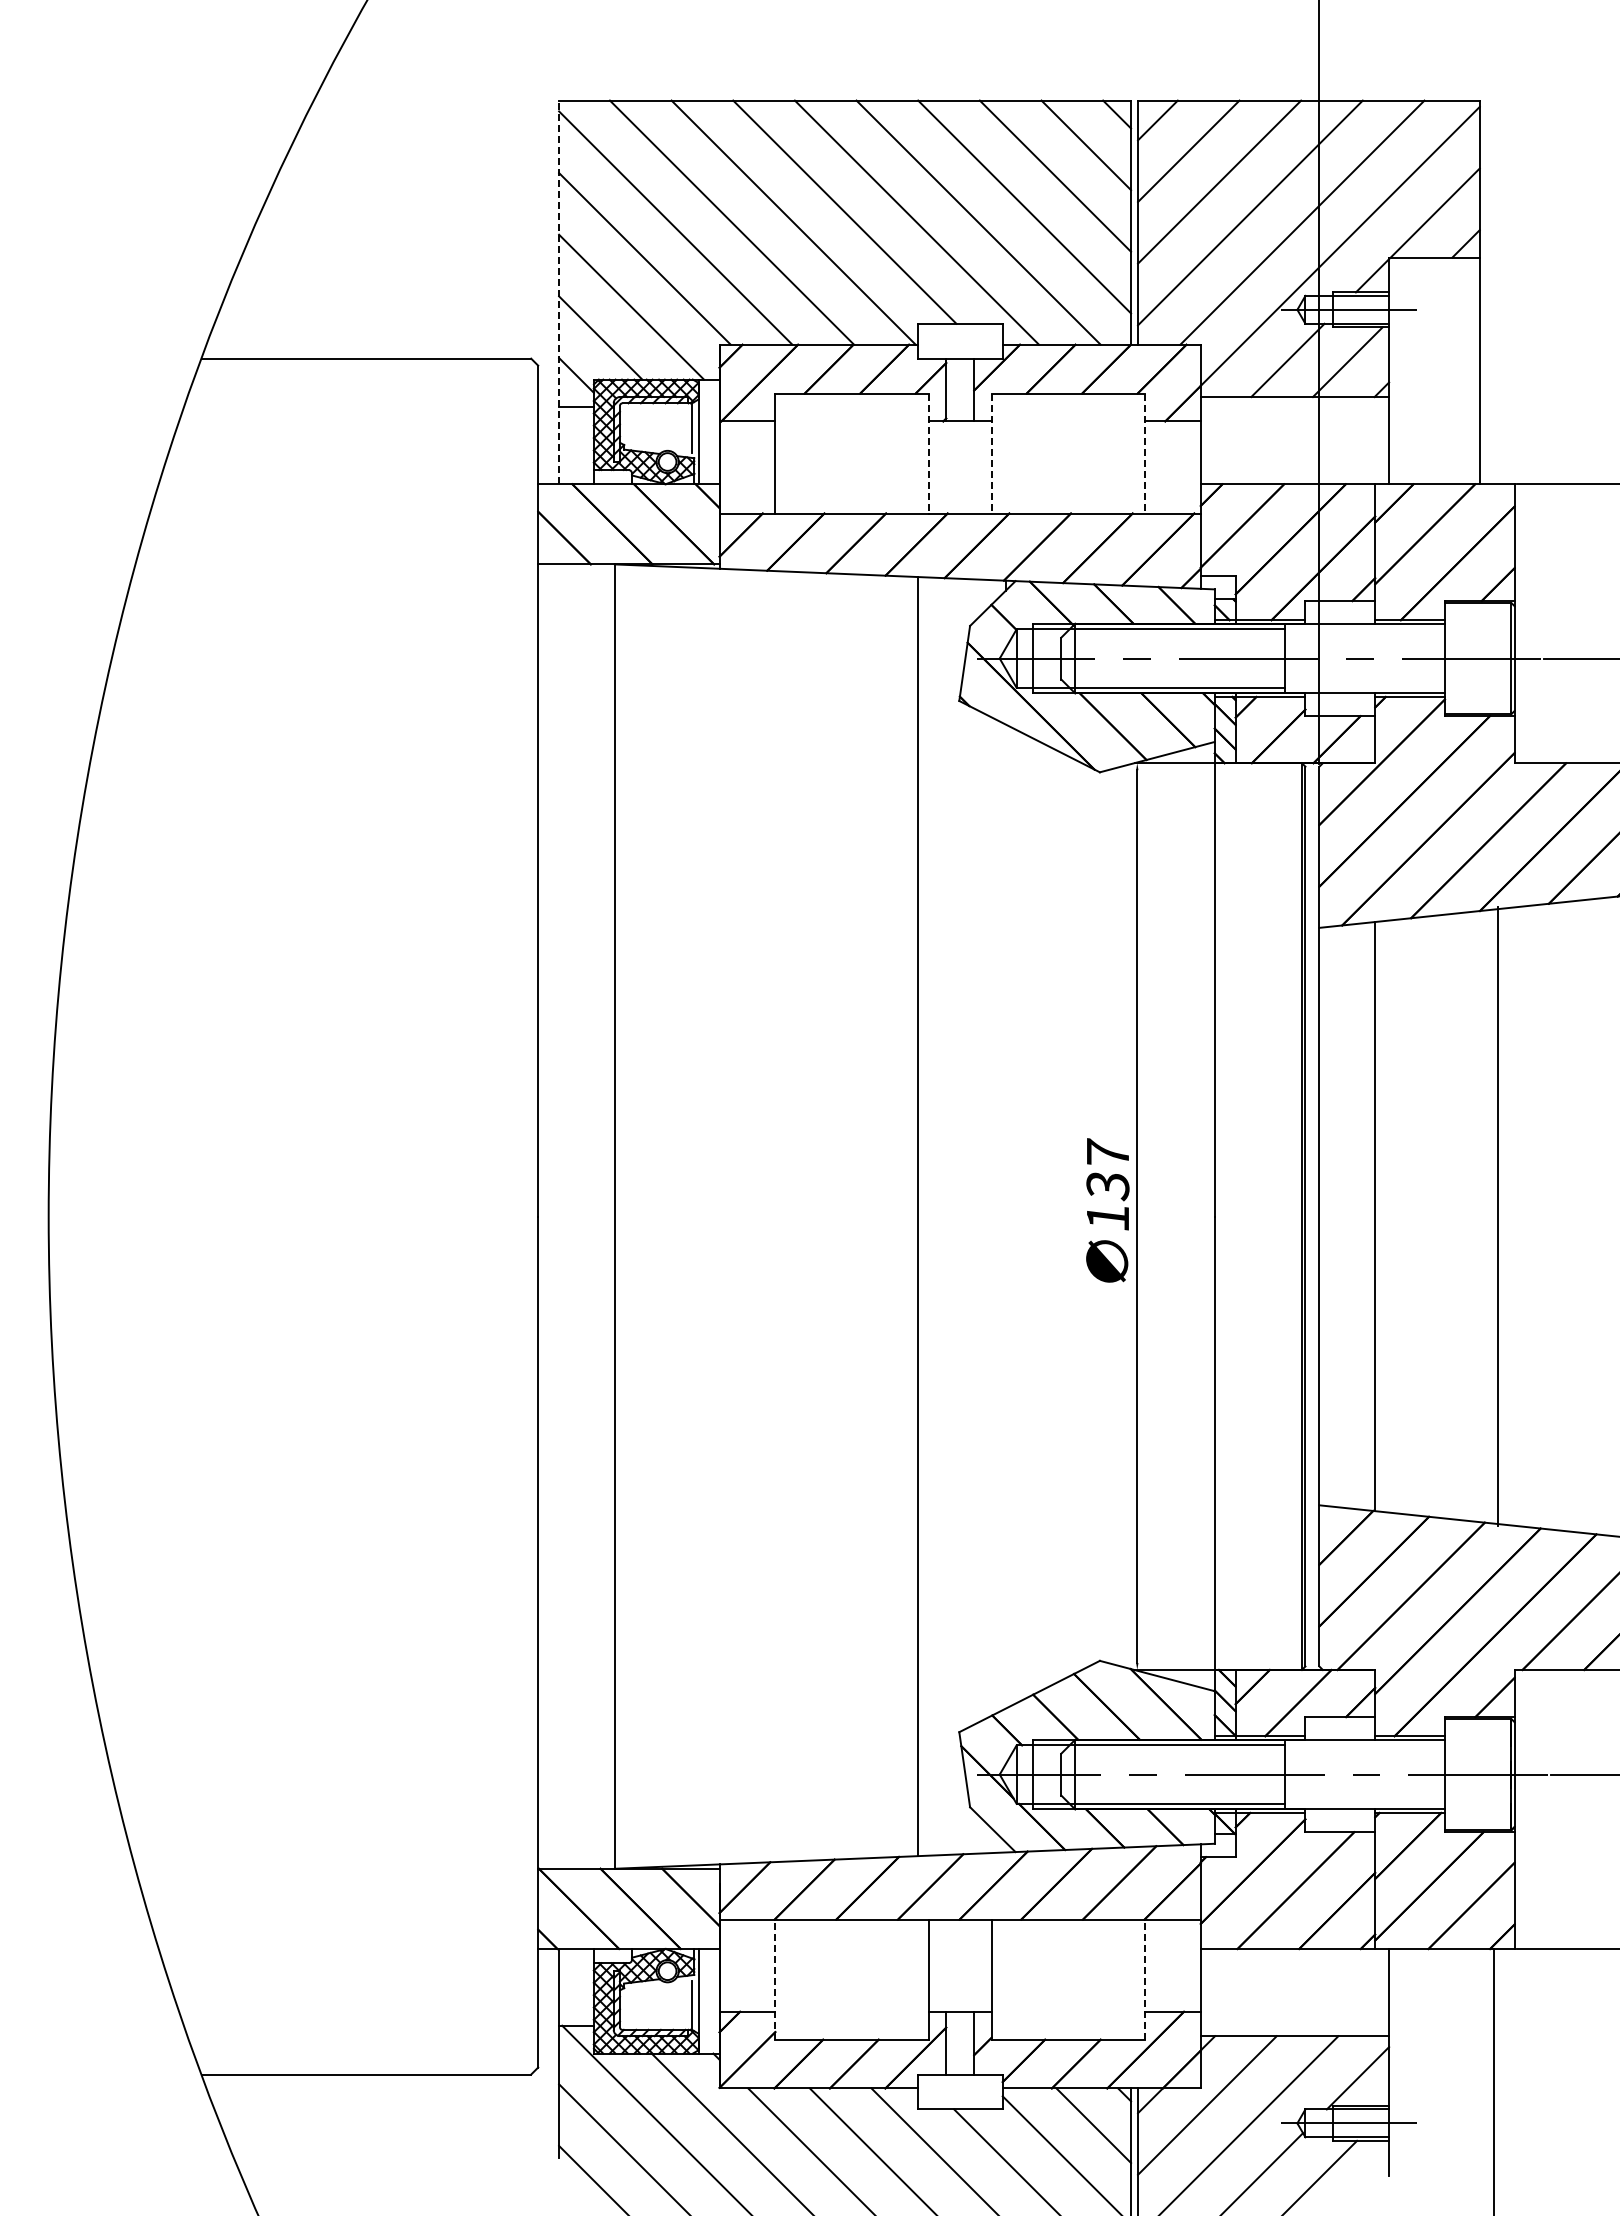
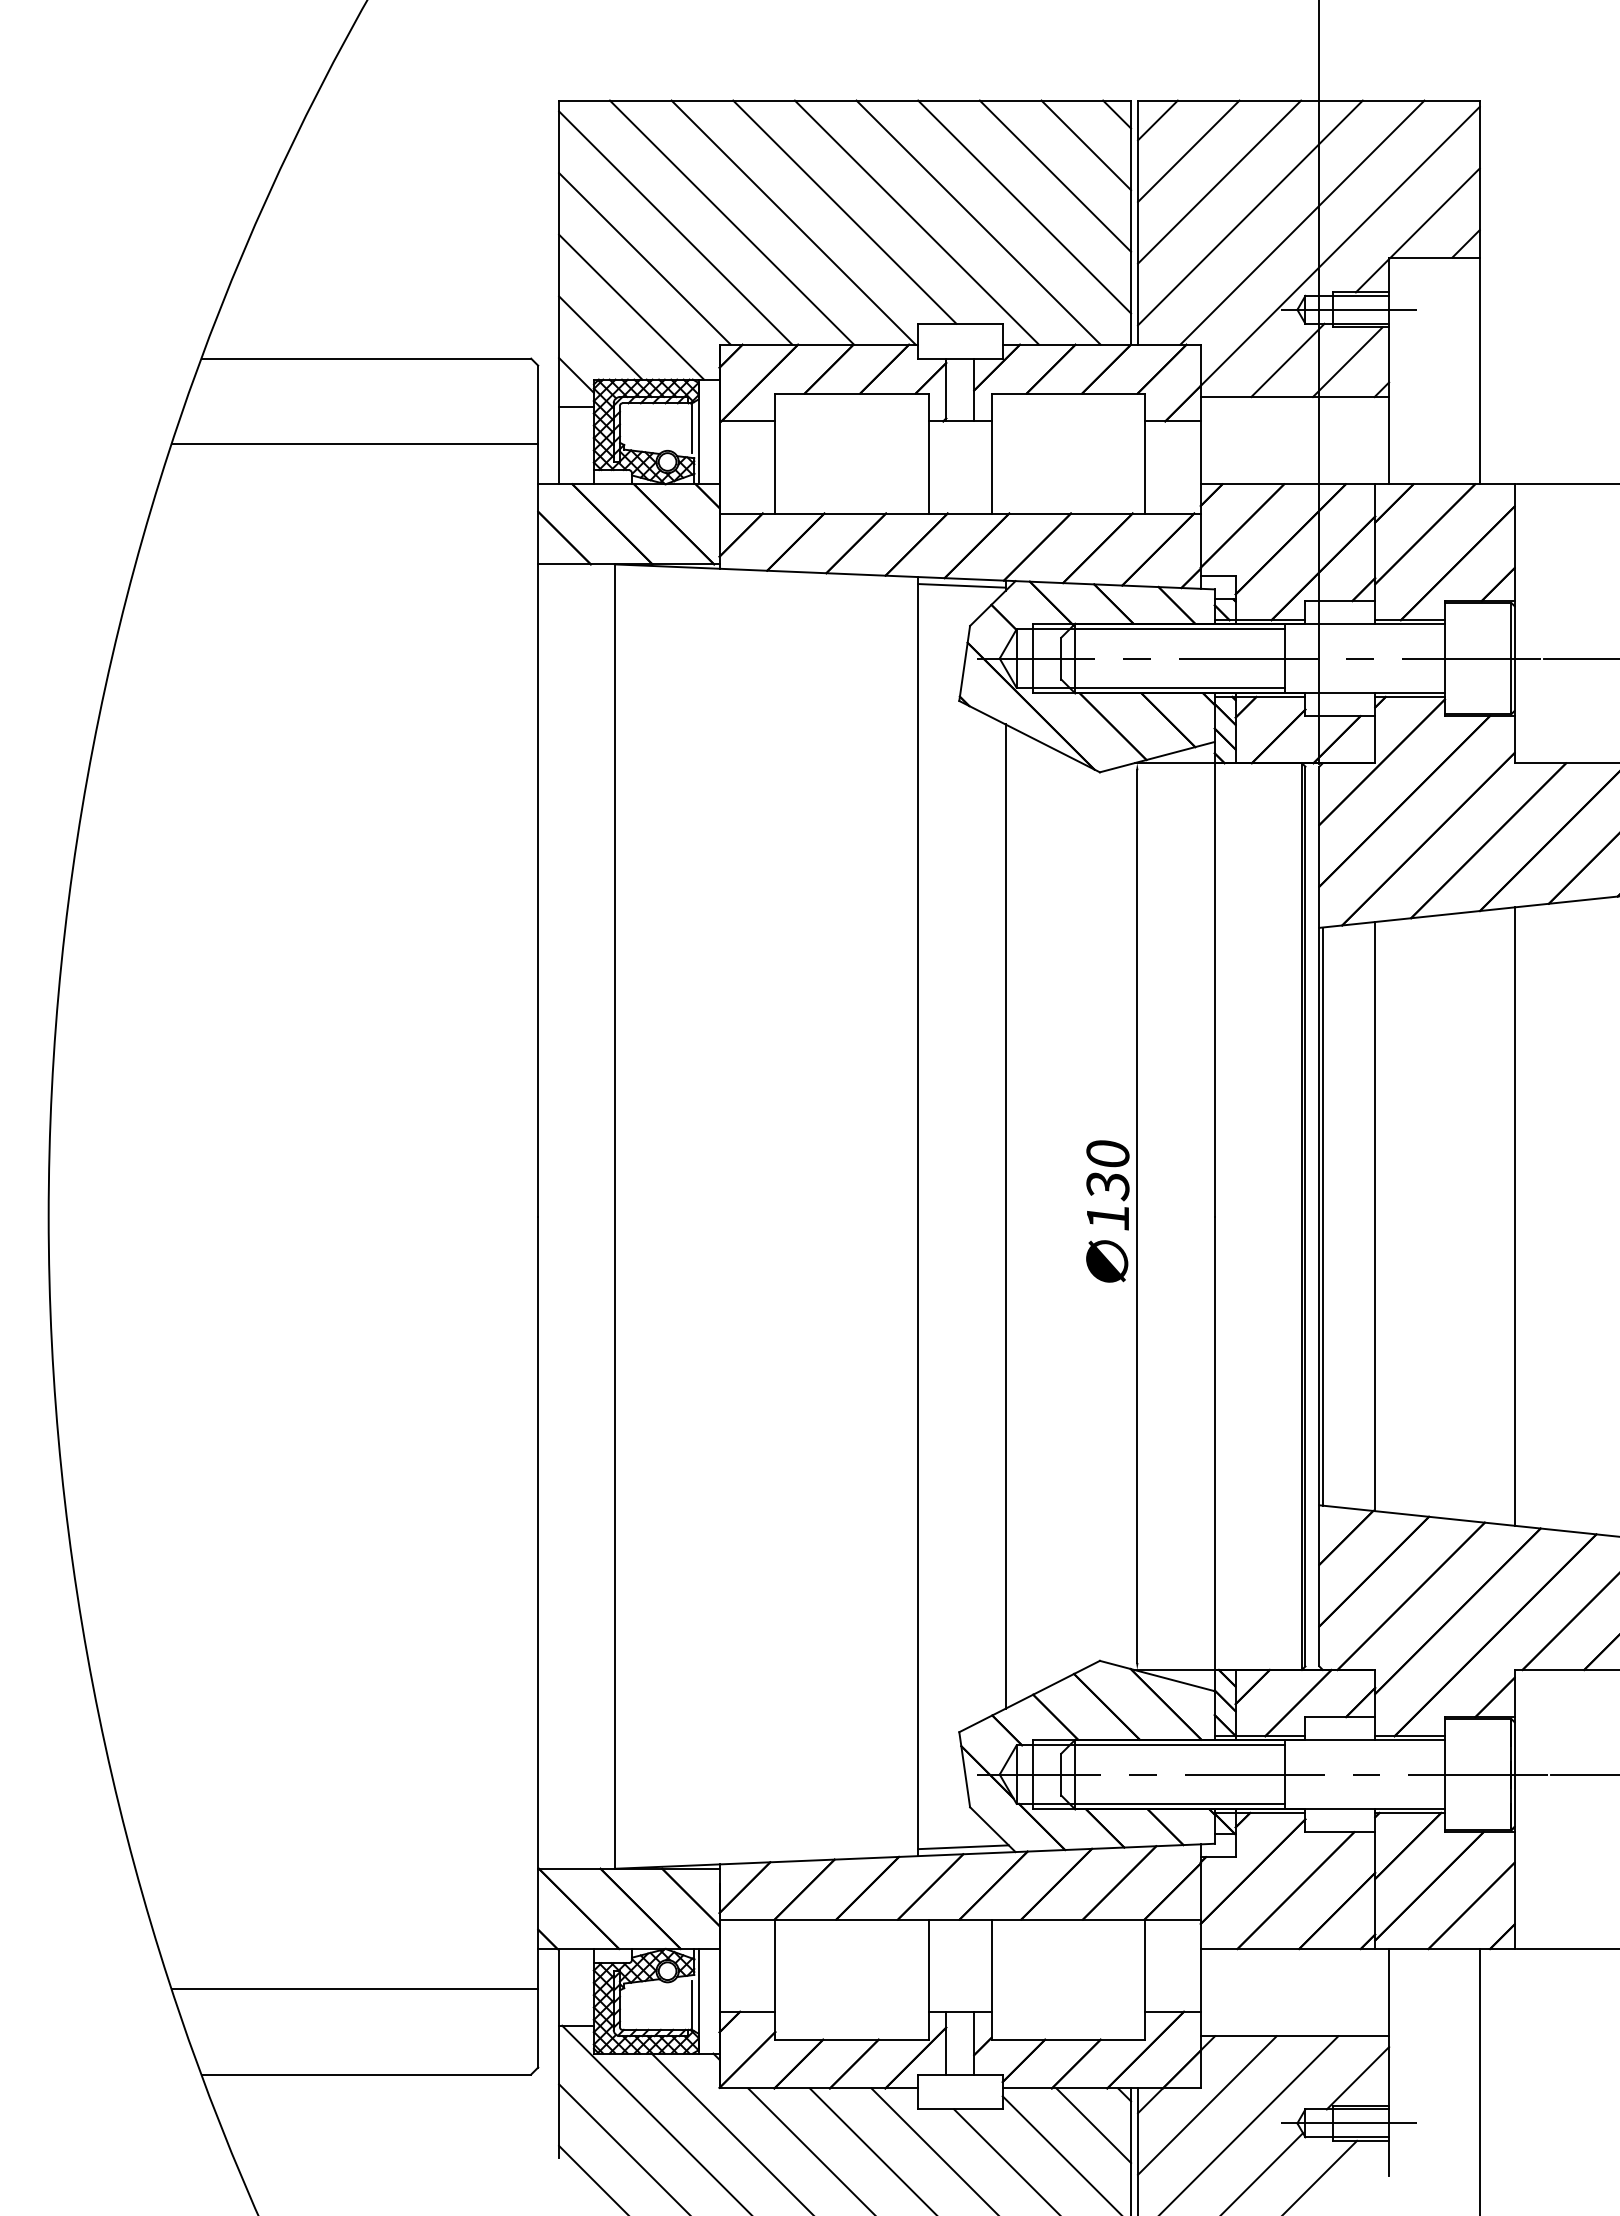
line: dashed -> solid (559, 292)
line: none -> present (355, 444)
line: dashed -> solid (928, 453)
line: dashed -> solid (991, 453)
line: dashed -> solid (1145, 453)
line: none -> present (961, 585)
text: 137 -> 130 (1107, 1152)
line: none -> present (1005, 1216)
line: none -> present (1322, 1216)
line position: (1497, 1216) -> (1514, 1216) (1514, 1216)
line: none -> present (963, 1847)
line: dashed -> solid (775, 1979)
line: dashed -> solid (1145, 1979)
line: none -> present (355, 1989)
line position: (1493, 2080) -> (1479, 2080) (1479, 2080)
